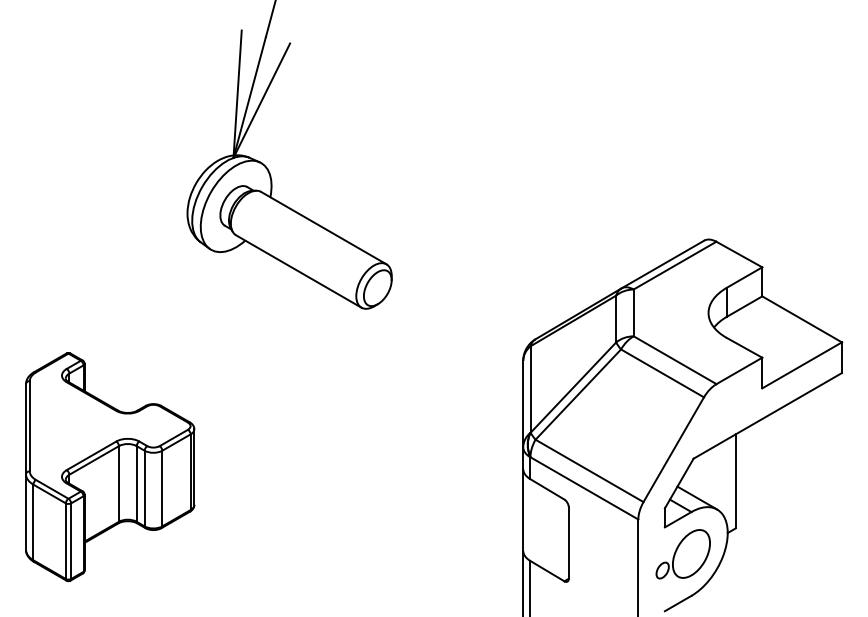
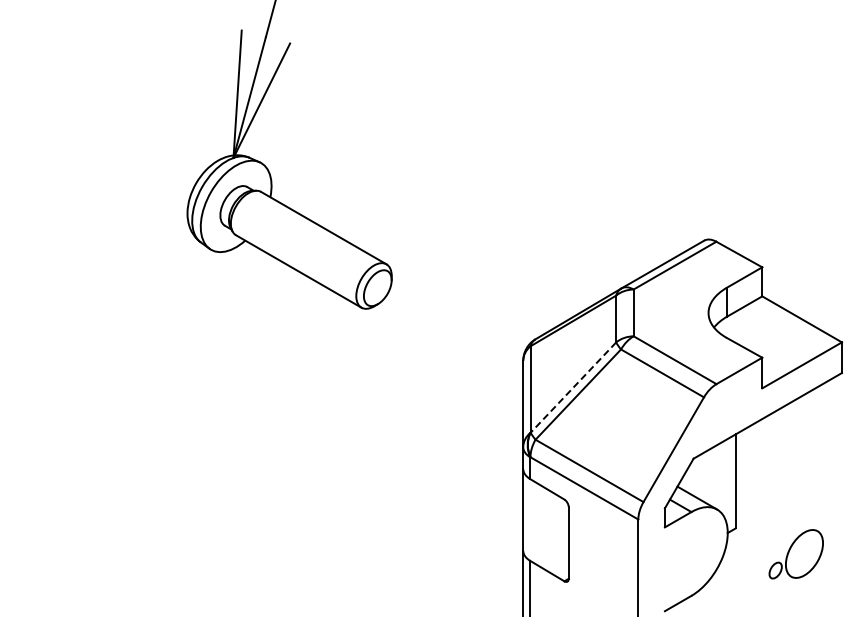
line: solid -> dashed (573, 387)
part: present -> none (110, 466)
part position: (682, 554) -> (795, 554) (795, 554)
